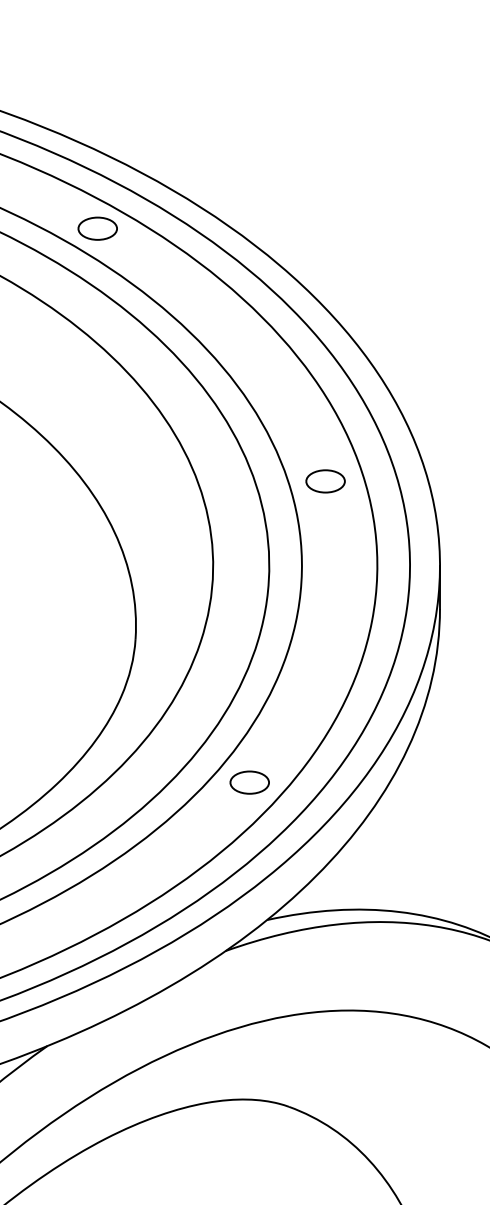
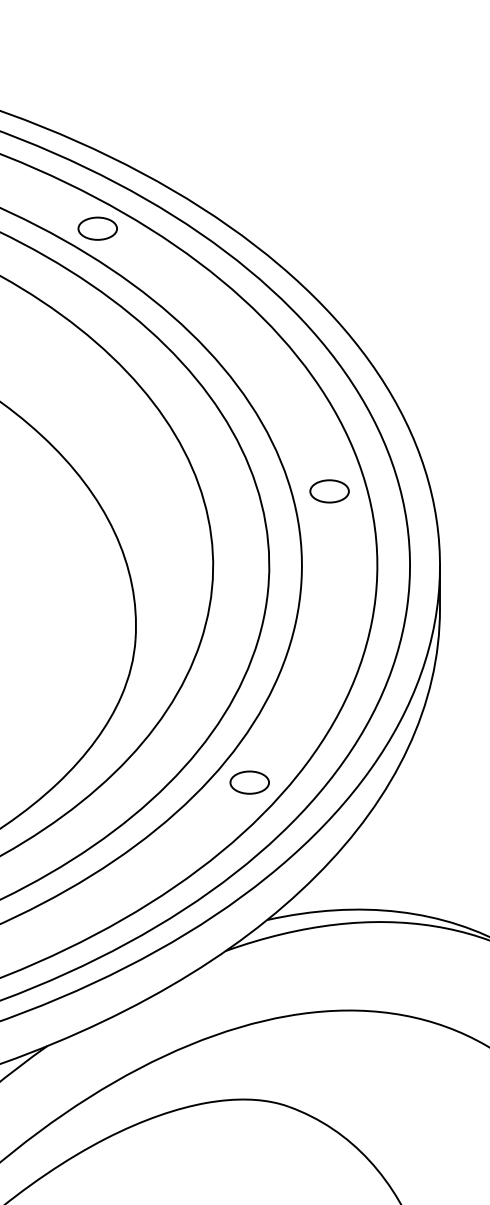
part position: (325, 481) -> (329, 491) (329, 491)
